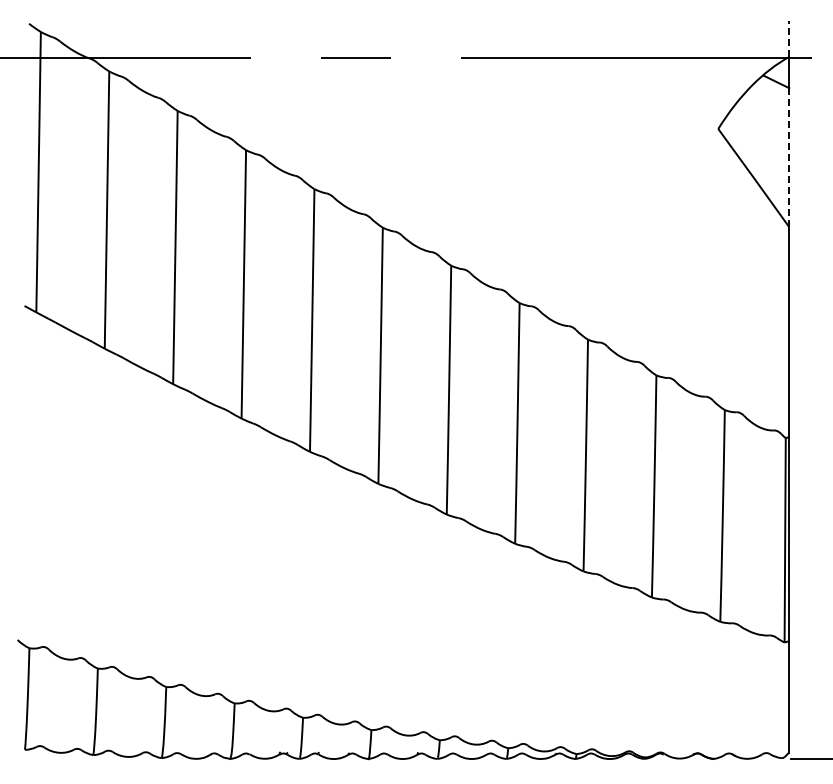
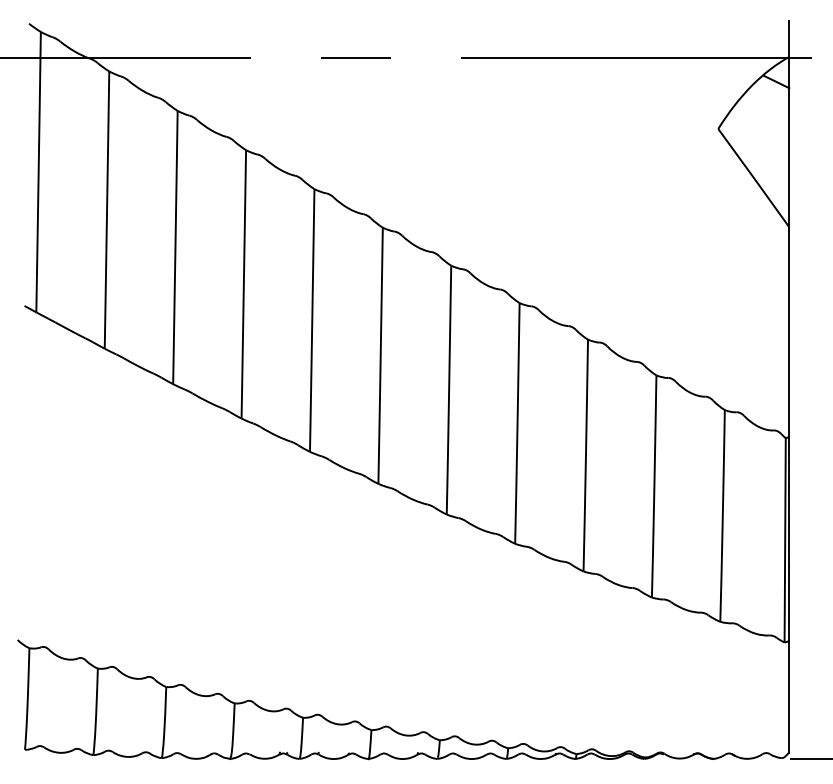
line: dashed -> solid (789, 39)
line: dashed -> solid (789, 157)
